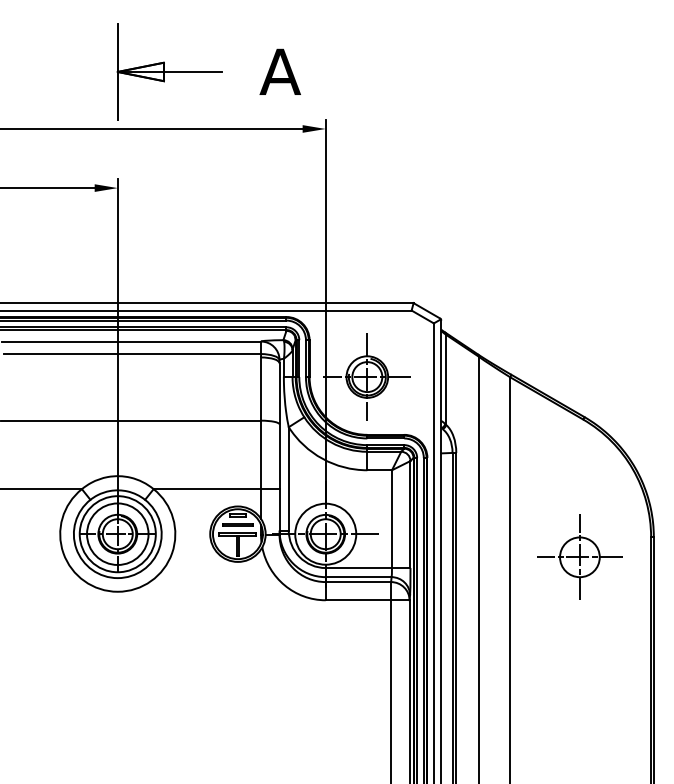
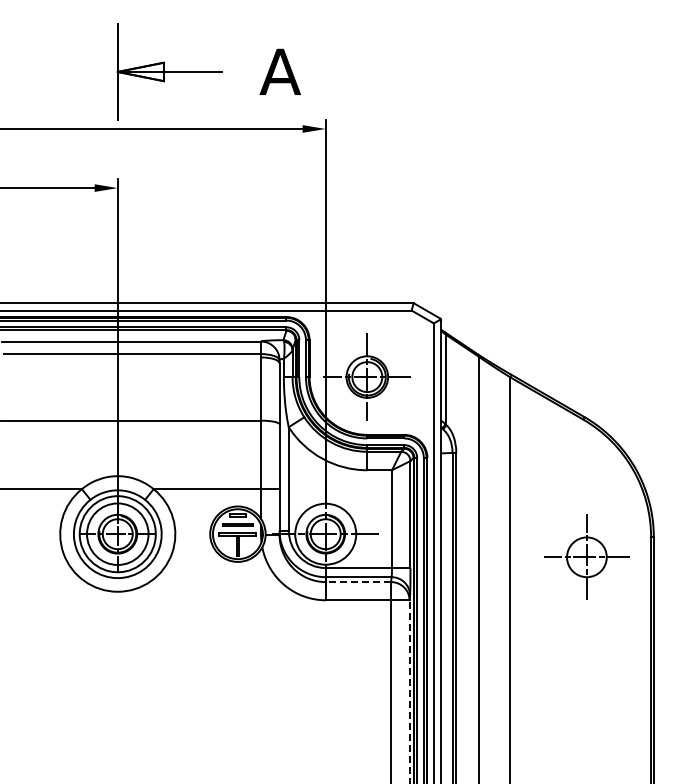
part position: (579, 556) -> (586, 556) (586, 556)
line: solid -> dashed (358, 582)
line: solid -> dashed (409, 691)
